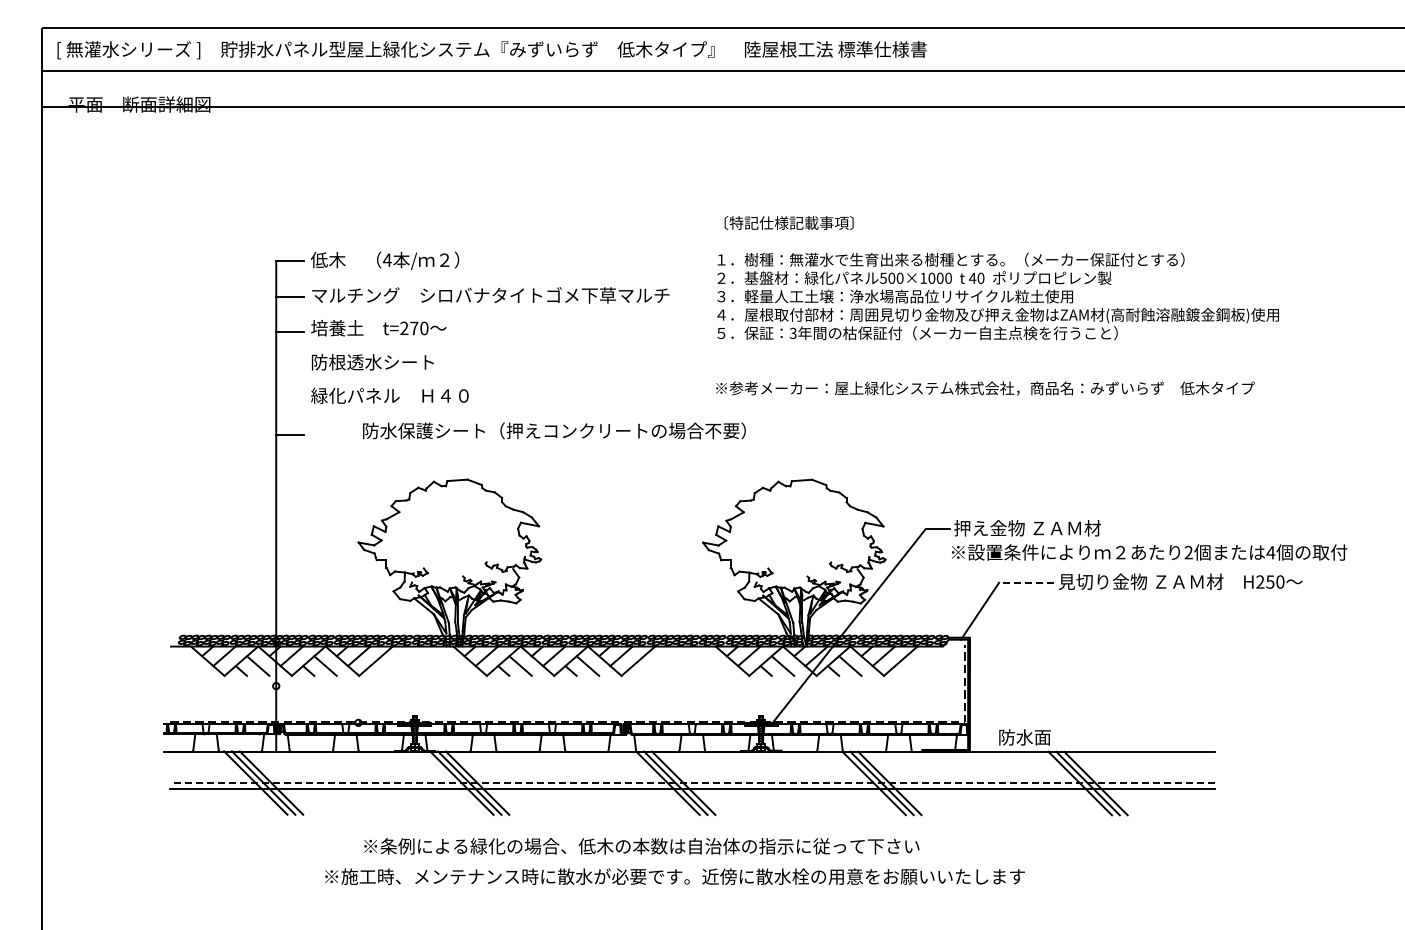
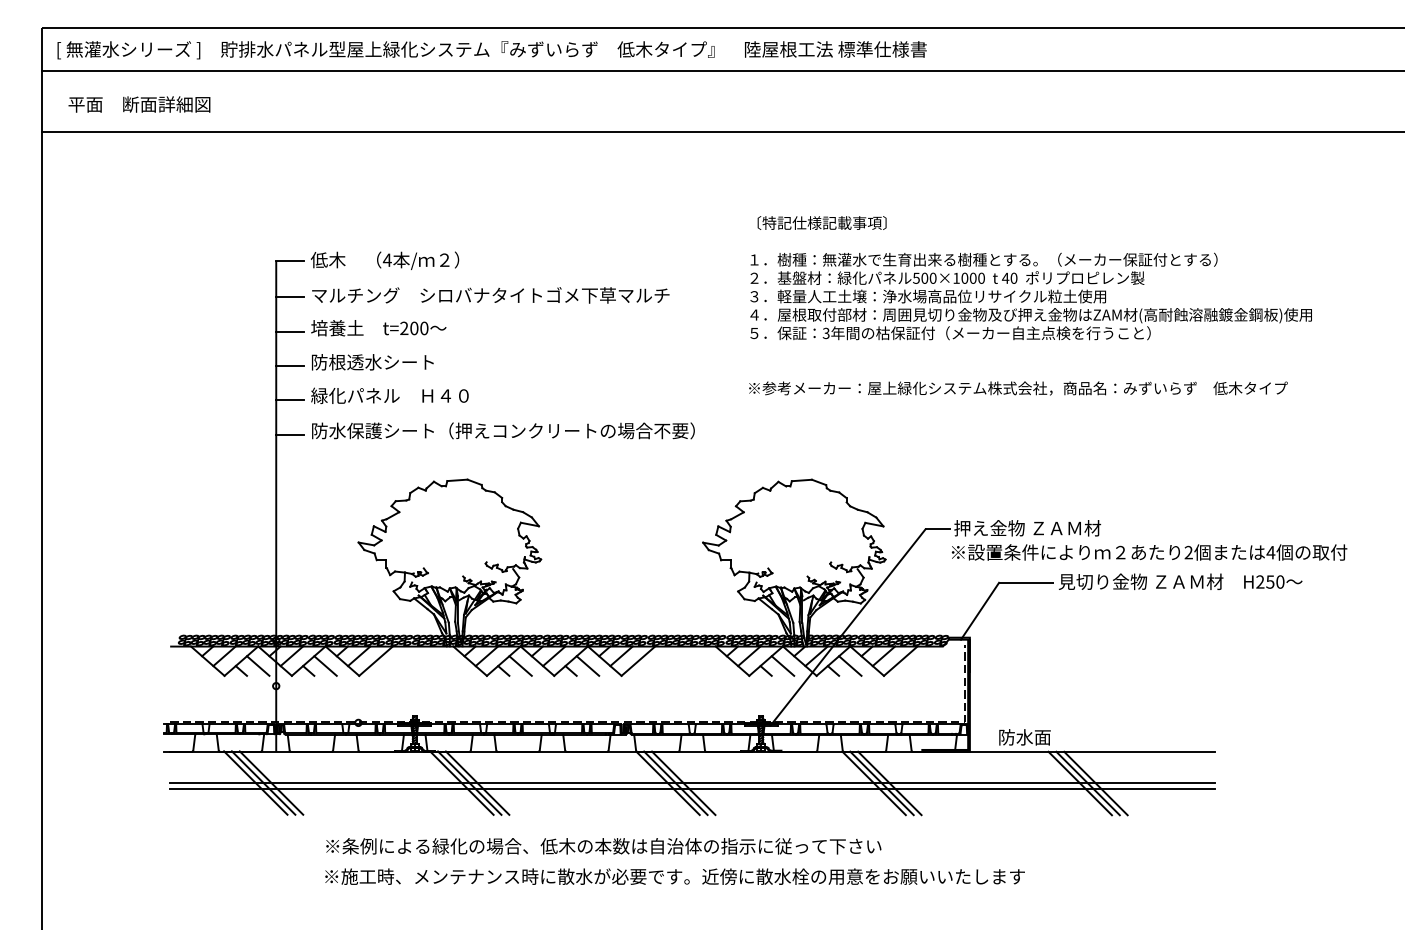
line position: (721, 106) -> (721, 131) (721, 131)
text position: (997, 305) -> (1030, 305) (1030, 305)
text: t=270 -> t=200 (414, 328)
line: none -> present (289, 366)
line: none -> present (289, 399)
text position: (554, 430) -> (503, 430) (503, 430)
line: dashed -> solid (1026, 582)
line: dashed -> solid (692, 783)
text position: (641, 846) -> (603, 846) (603, 846)
